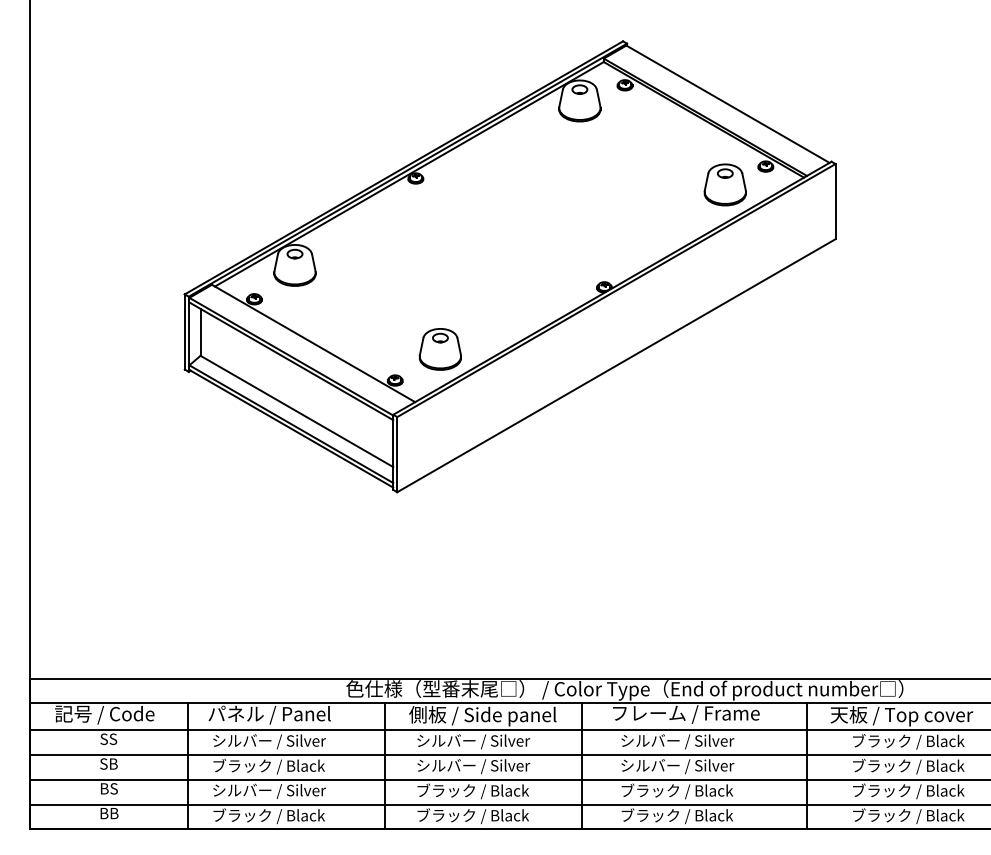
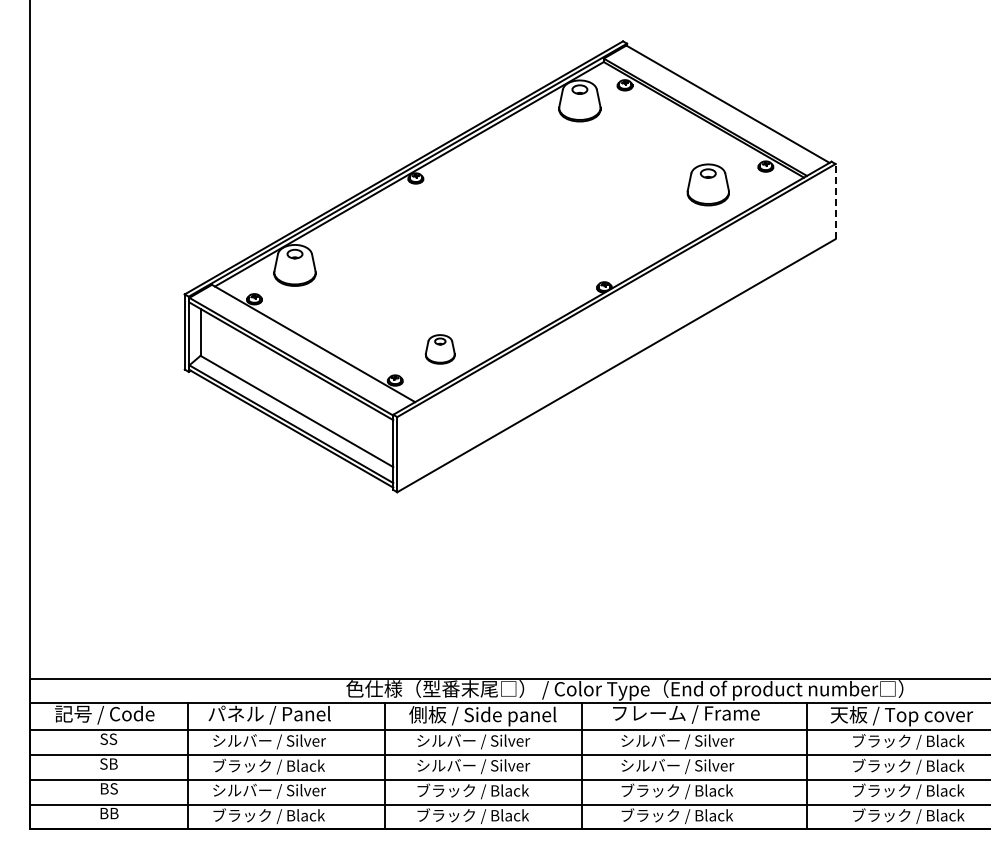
part position: (724, 184) -> (707, 184) (707, 184)
line: solid -> dashed (835, 201)
part size: 44x43 px -> 32x31 px (439, 349)
